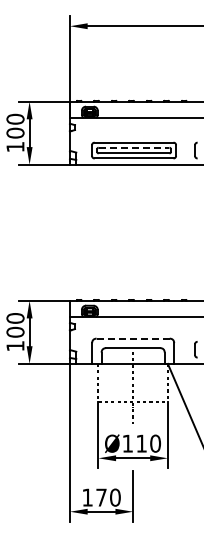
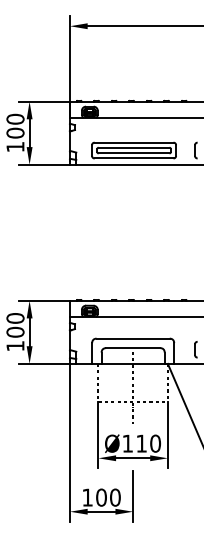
line: dashed -> solid (134, 147)
line: dashed -> solid (133, 338)
text: 170 -> 100 (101, 497)
